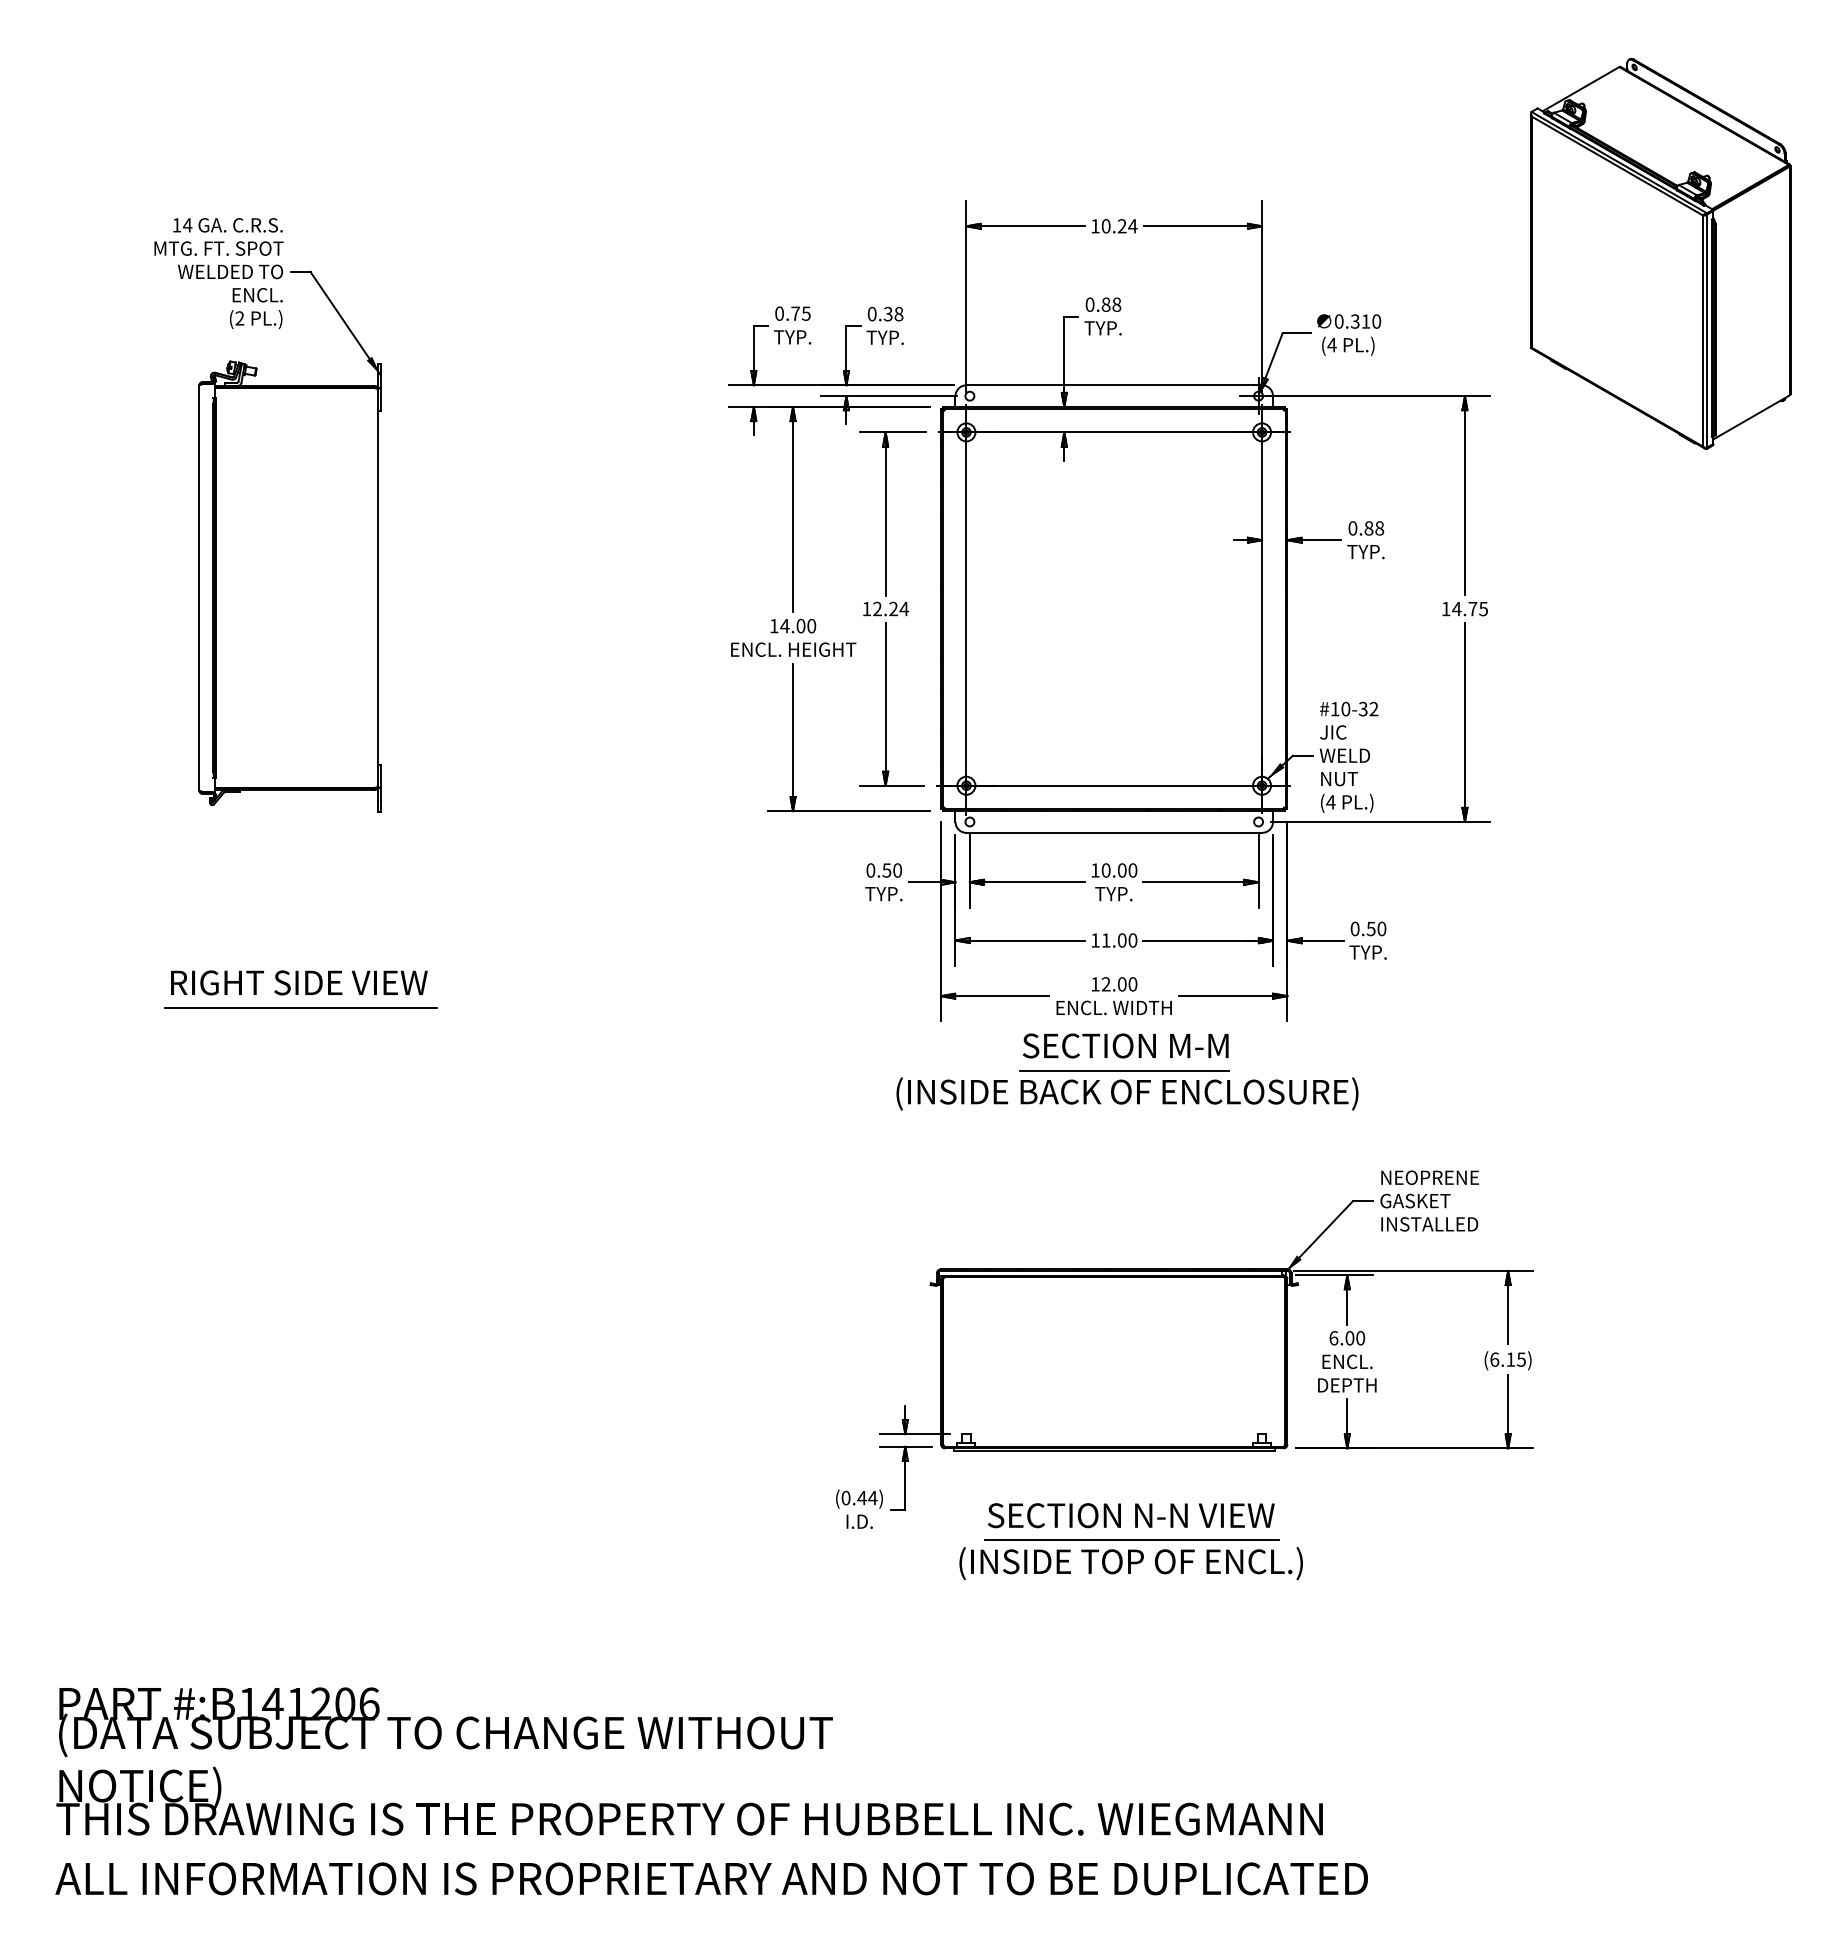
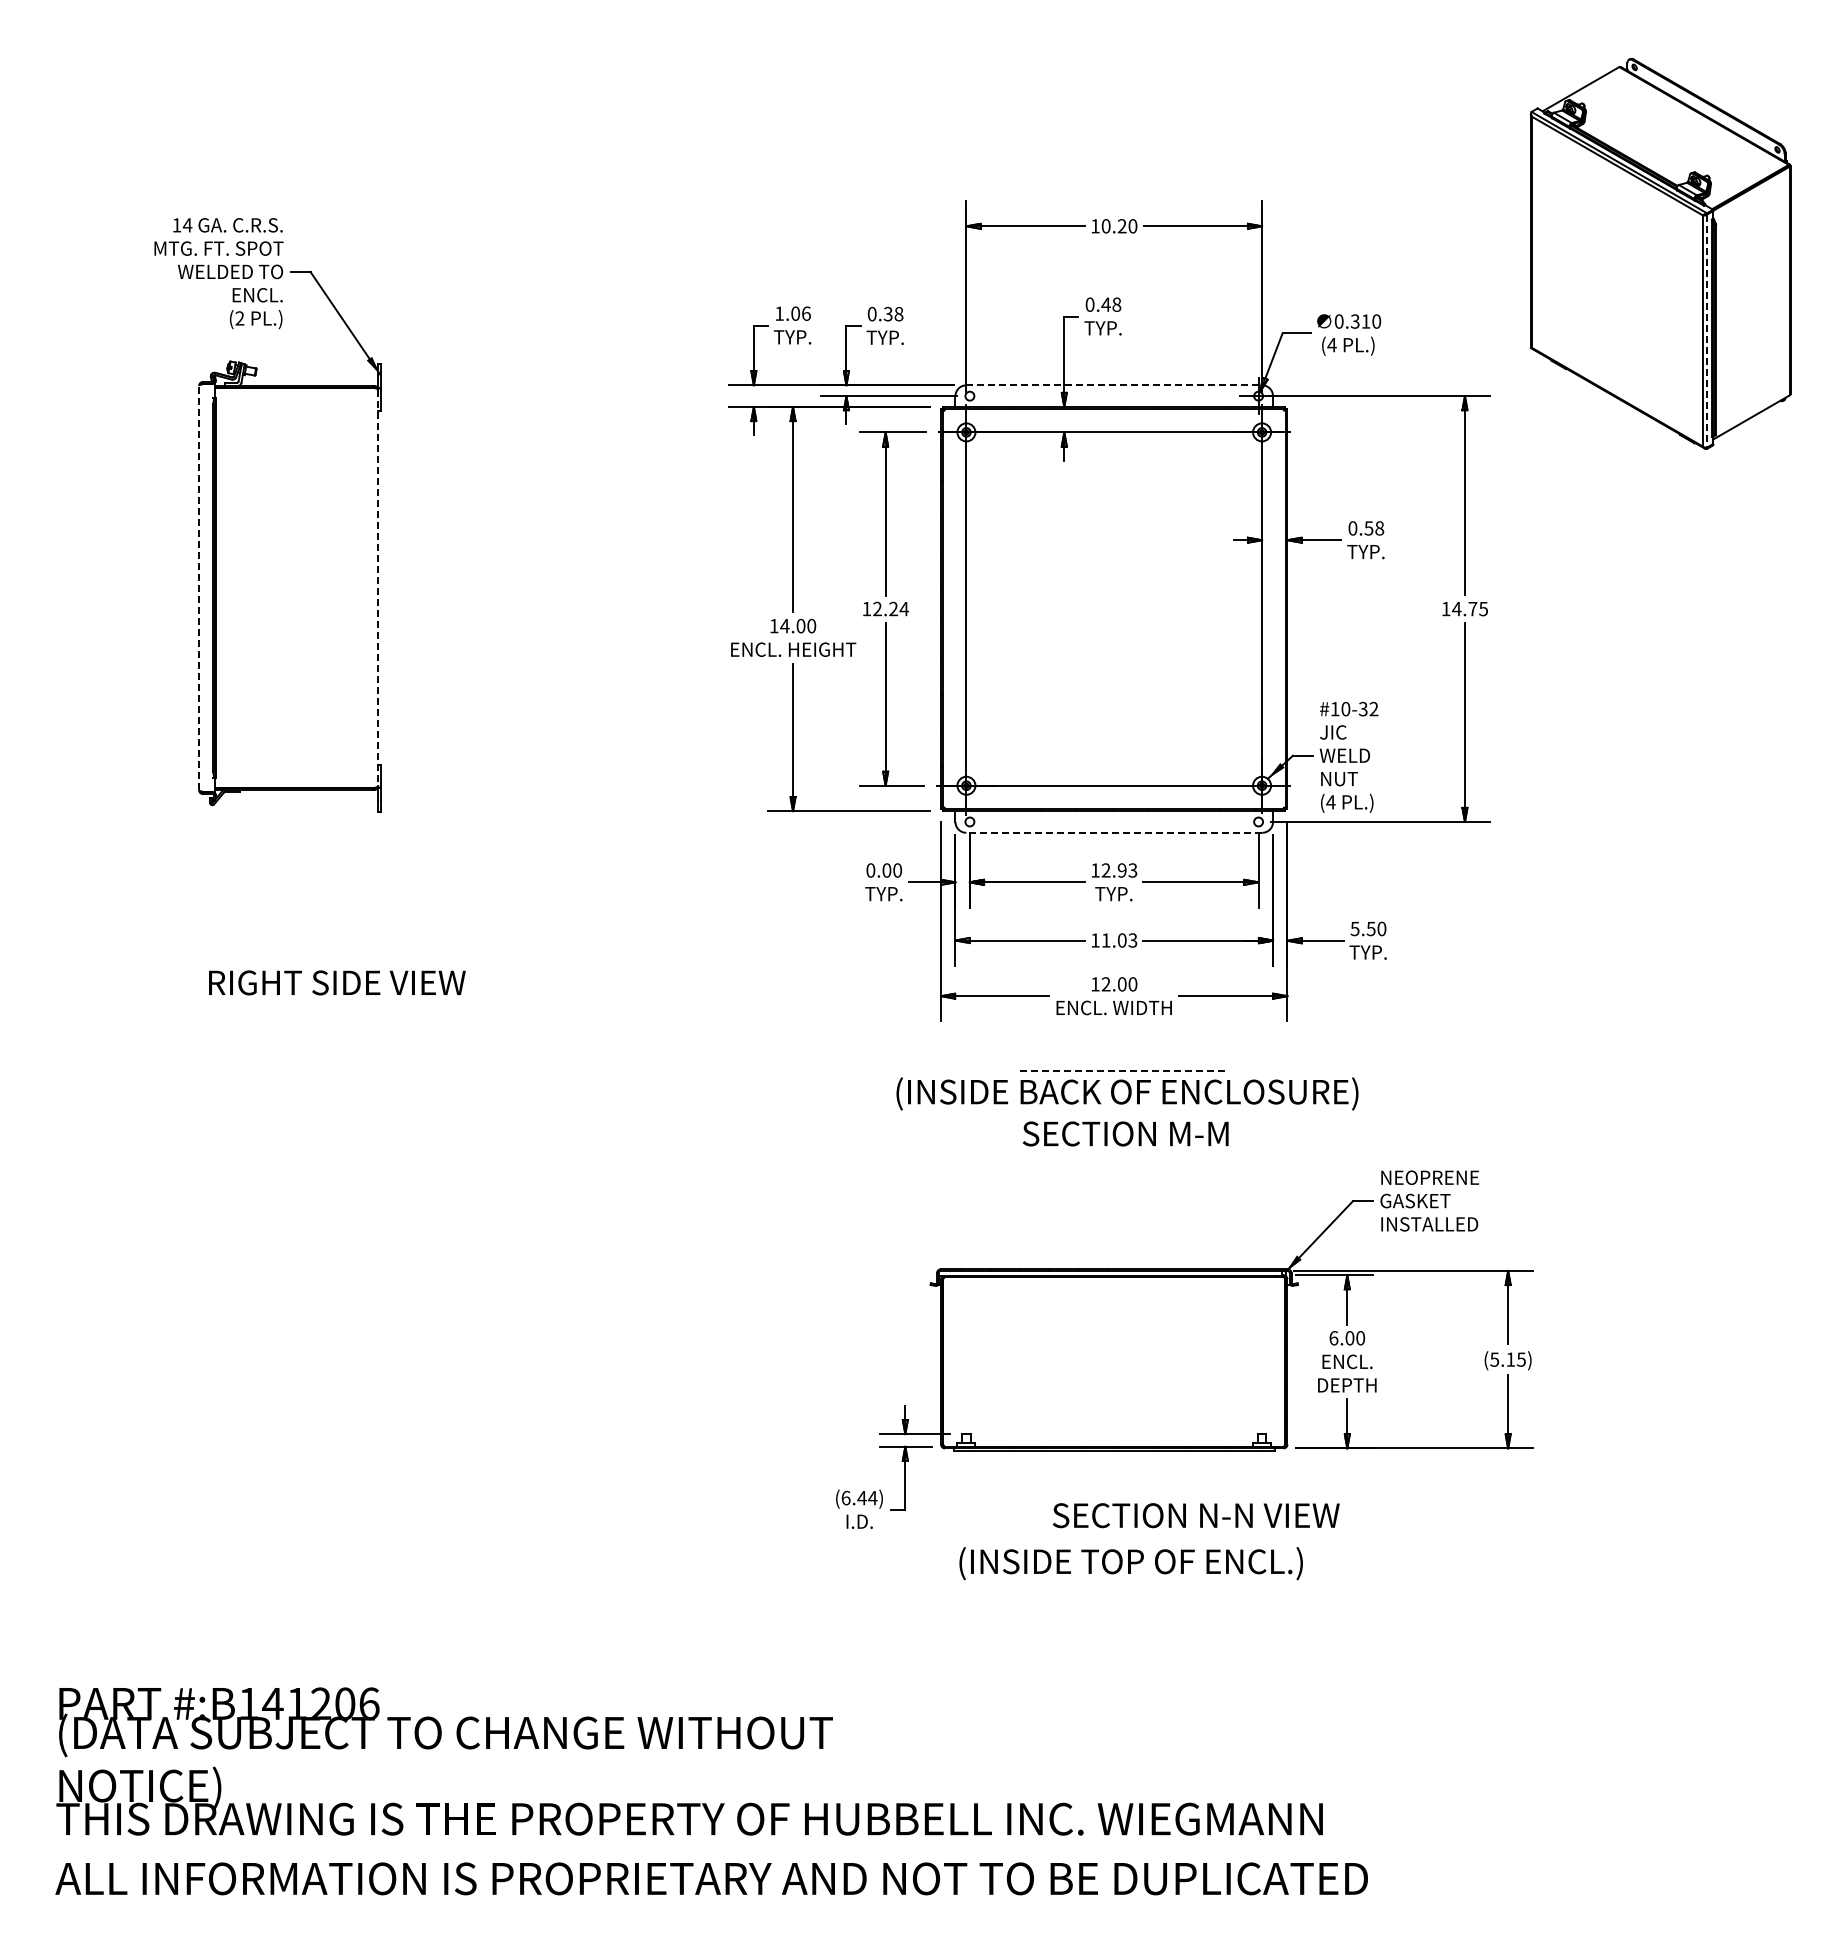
text: 10.24 -> 10.20 (1132, 226)
text: 0.88 -> 0.48 (1105, 304)
text: 0.75 -> 1.06 (792, 313)
line: solid -> dashed (1707, 331)
line: solid -> dashed (1114, 385)
text: 0.88 -> 0.58 (1368, 528)
line: solid -> dashed (199, 587)
line: solid -> dashed (378, 588)
line: solid -> dashed (1114, 832)
text: 0.50 -> 0.00 (886, 870)
text: 10.00 -> 12.93 (1119, 870)
text: 0.50 -> 5.50 (1354, 928)
text: 11.00 -> 11.03 (1132, 940)
text position: (299, 982) -> (337, 982) (337, 982)
line: present -> none (300, 1007)
text position: (1125, 1045) -> (1125, 1133) (1125, 1133)
line: solid -> dashed (1124, 1070)
text: (6.15) -> (5.15) (1494, 1359)
text: (0.44) -> (6.44) (845, 1497)
text position: (1131, 1515) -> (1196, 1515) (1196, 1515)
line: present -> none (1131, 1540)
